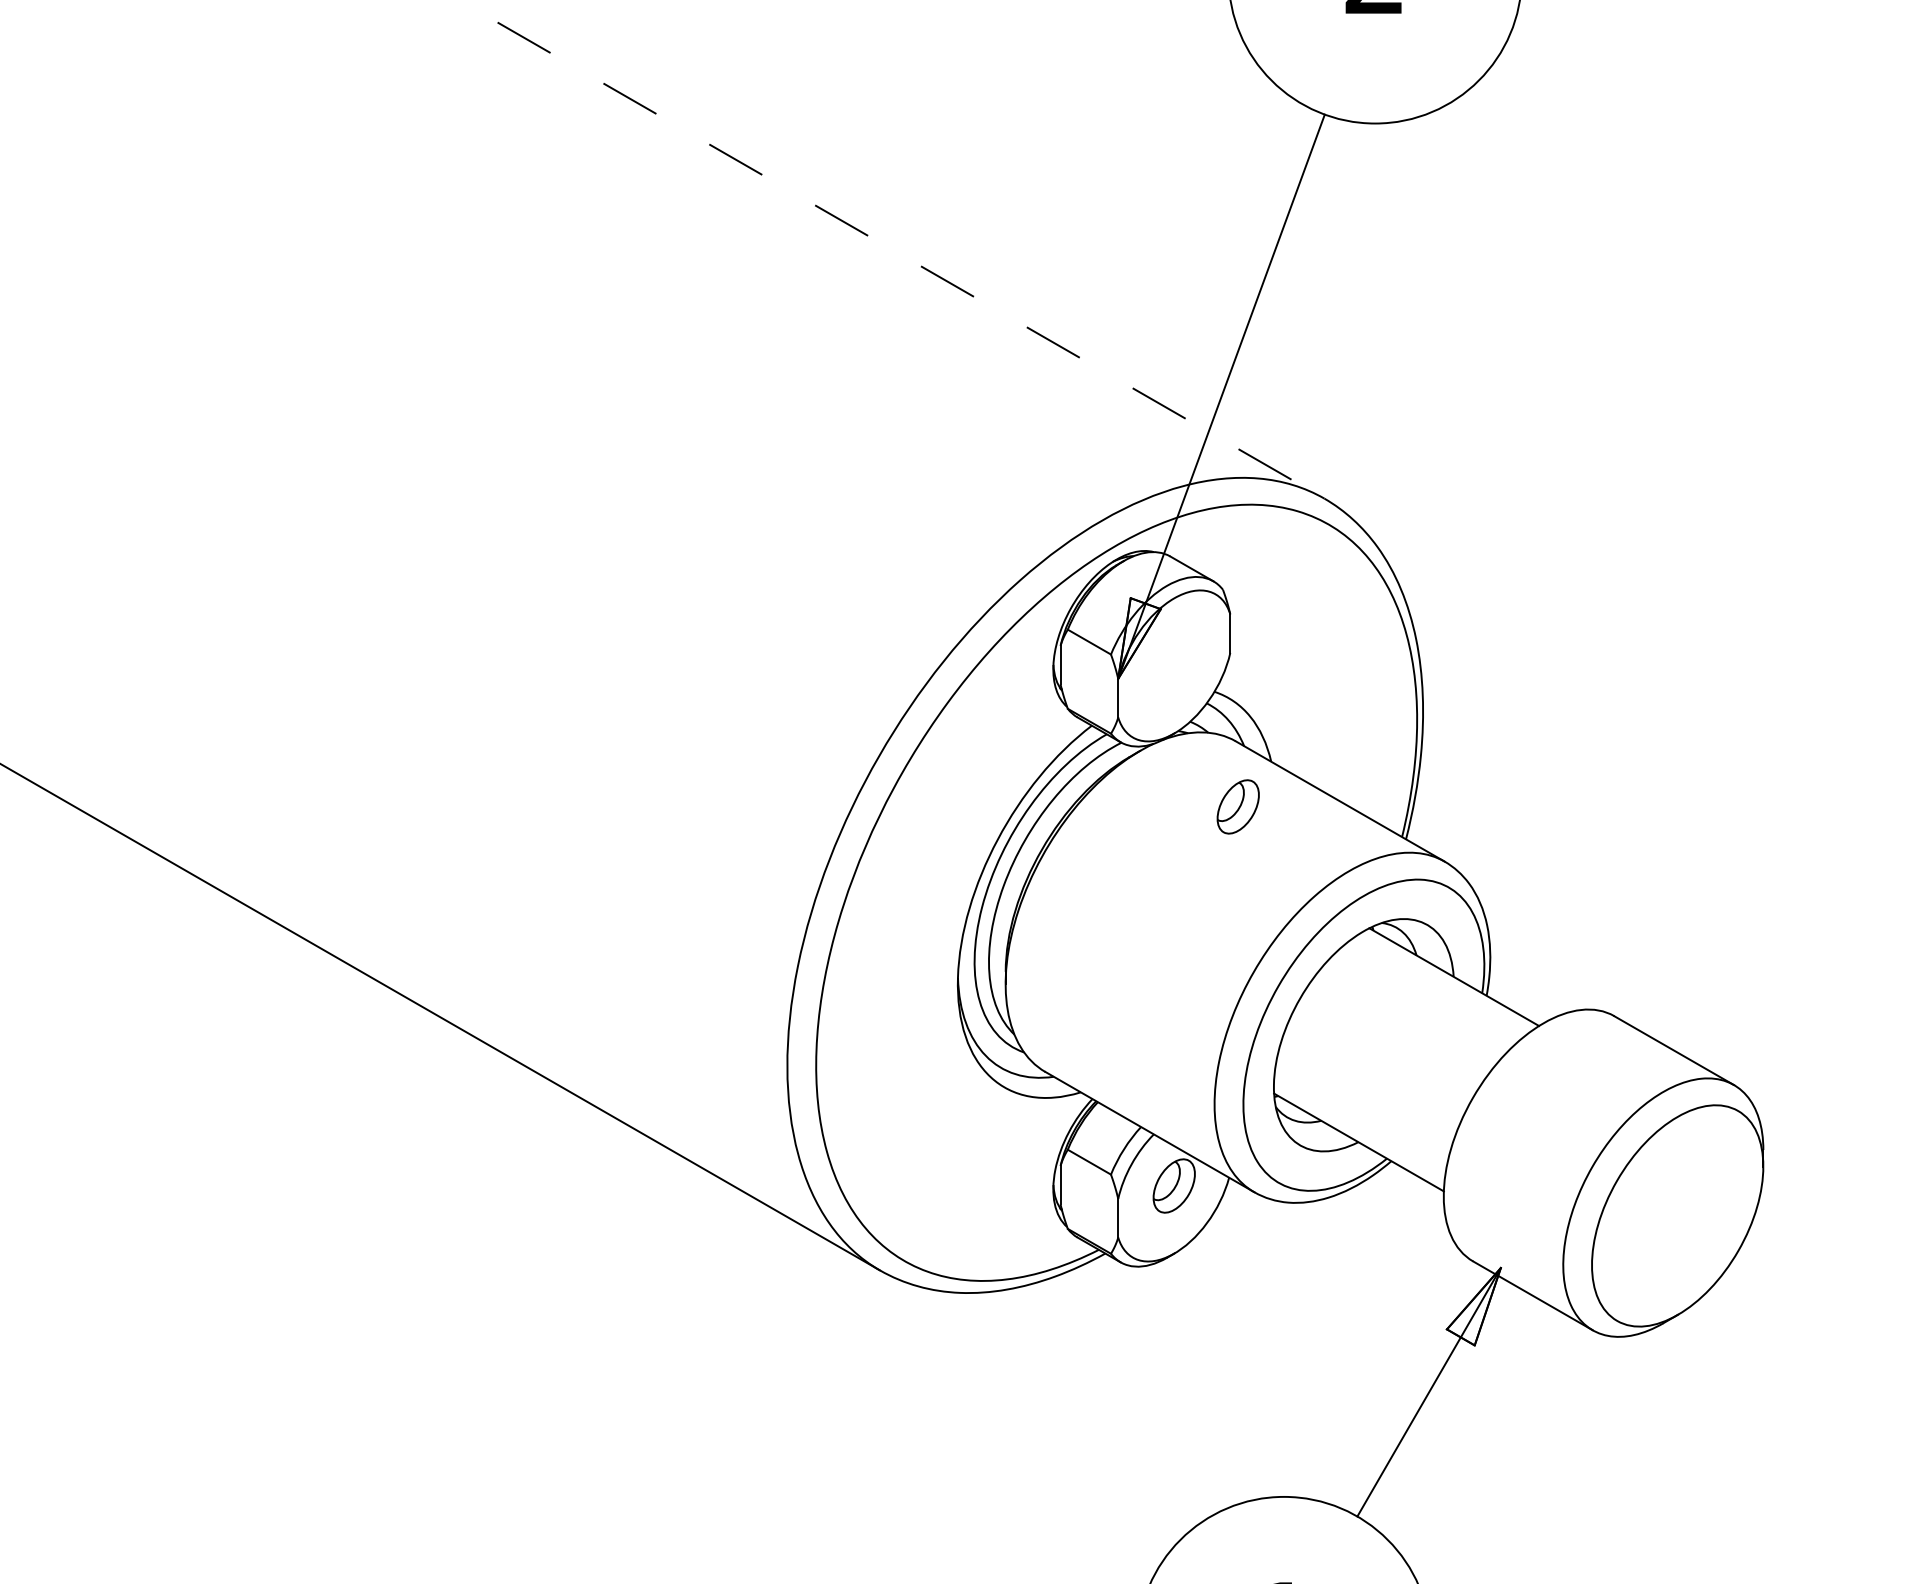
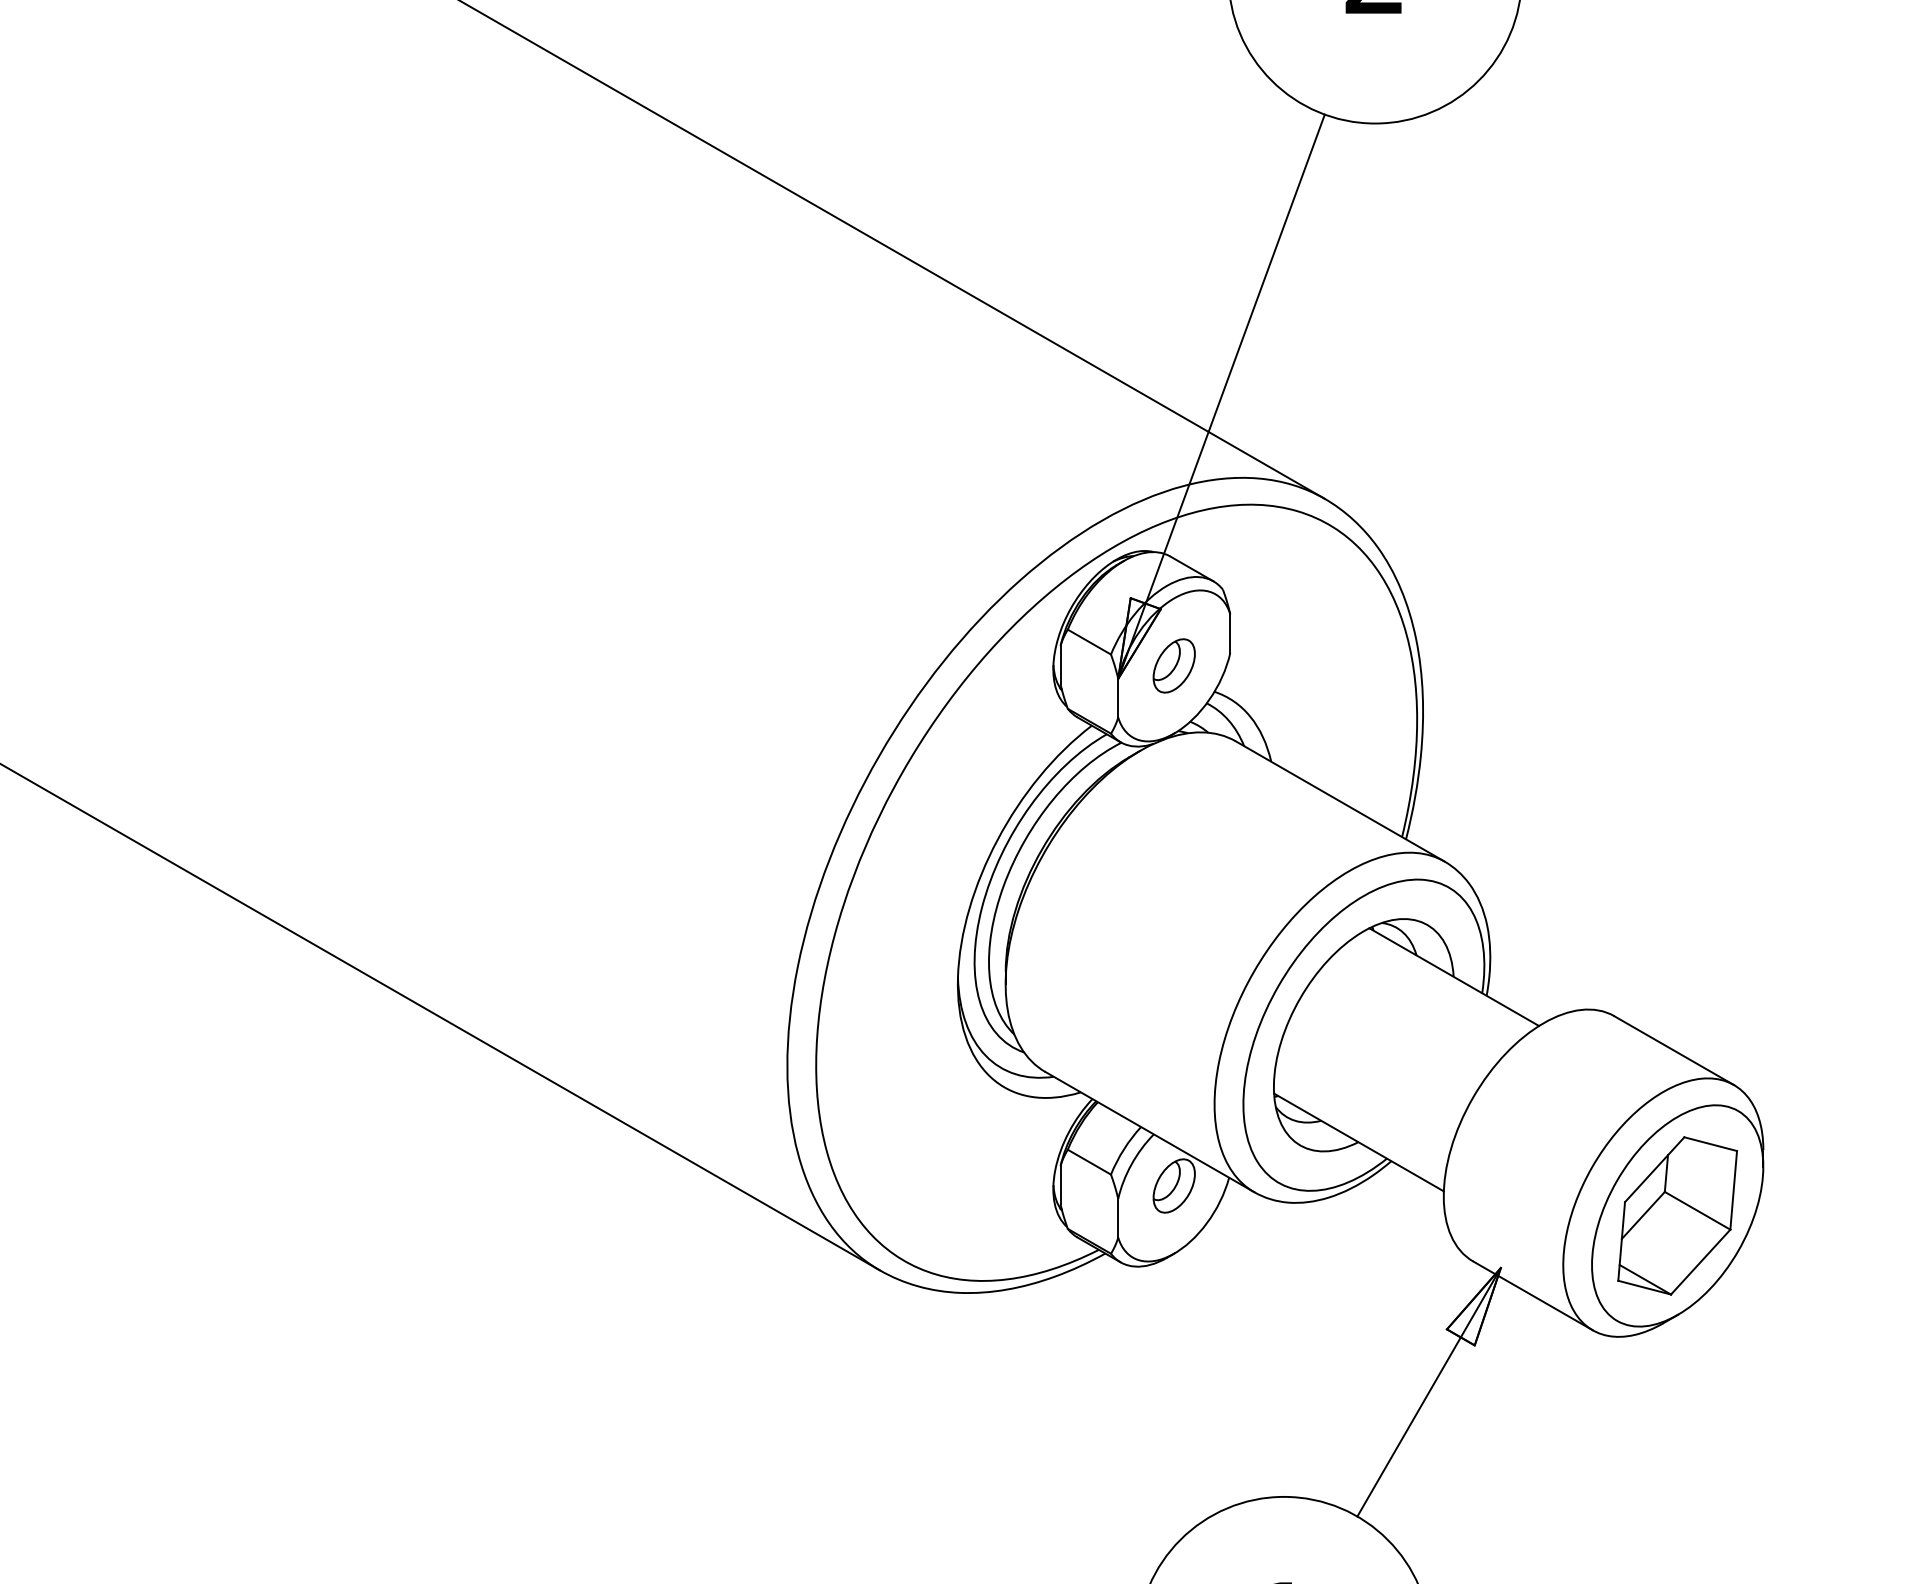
line: dashed -> solid (892, 249)
part position: (1237, 806) -> (1173, 665) (1173, 665)
part: none -> present (1677, 1215)
